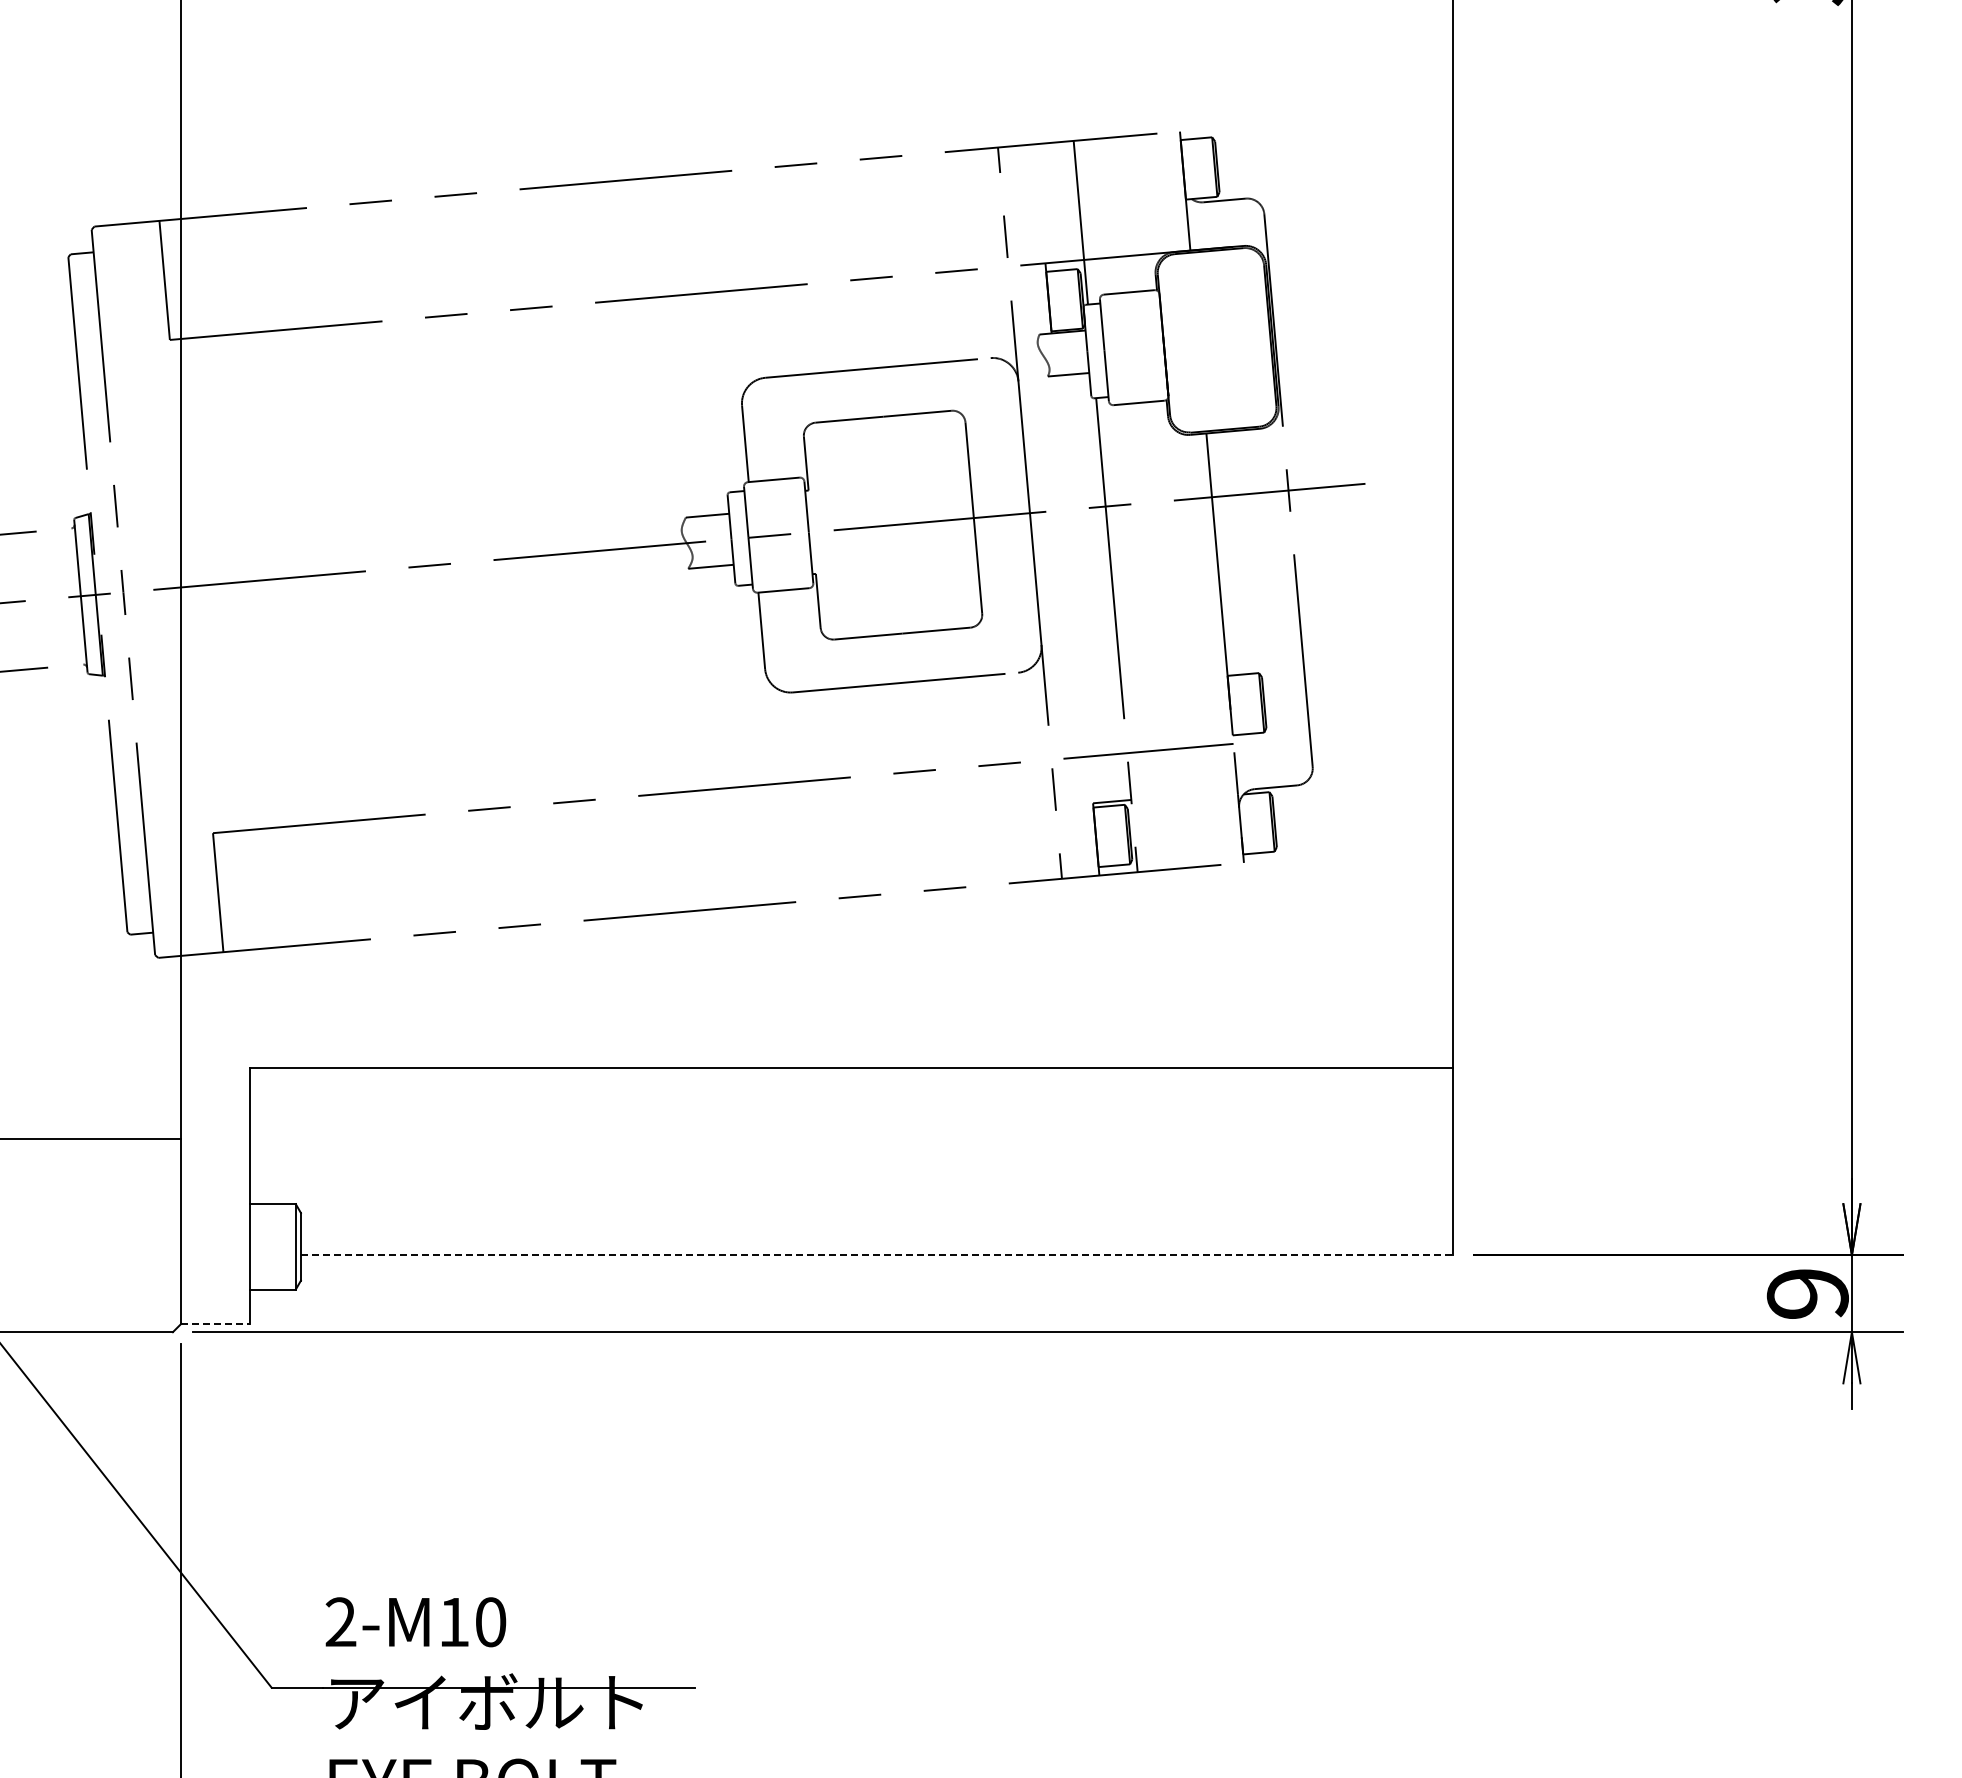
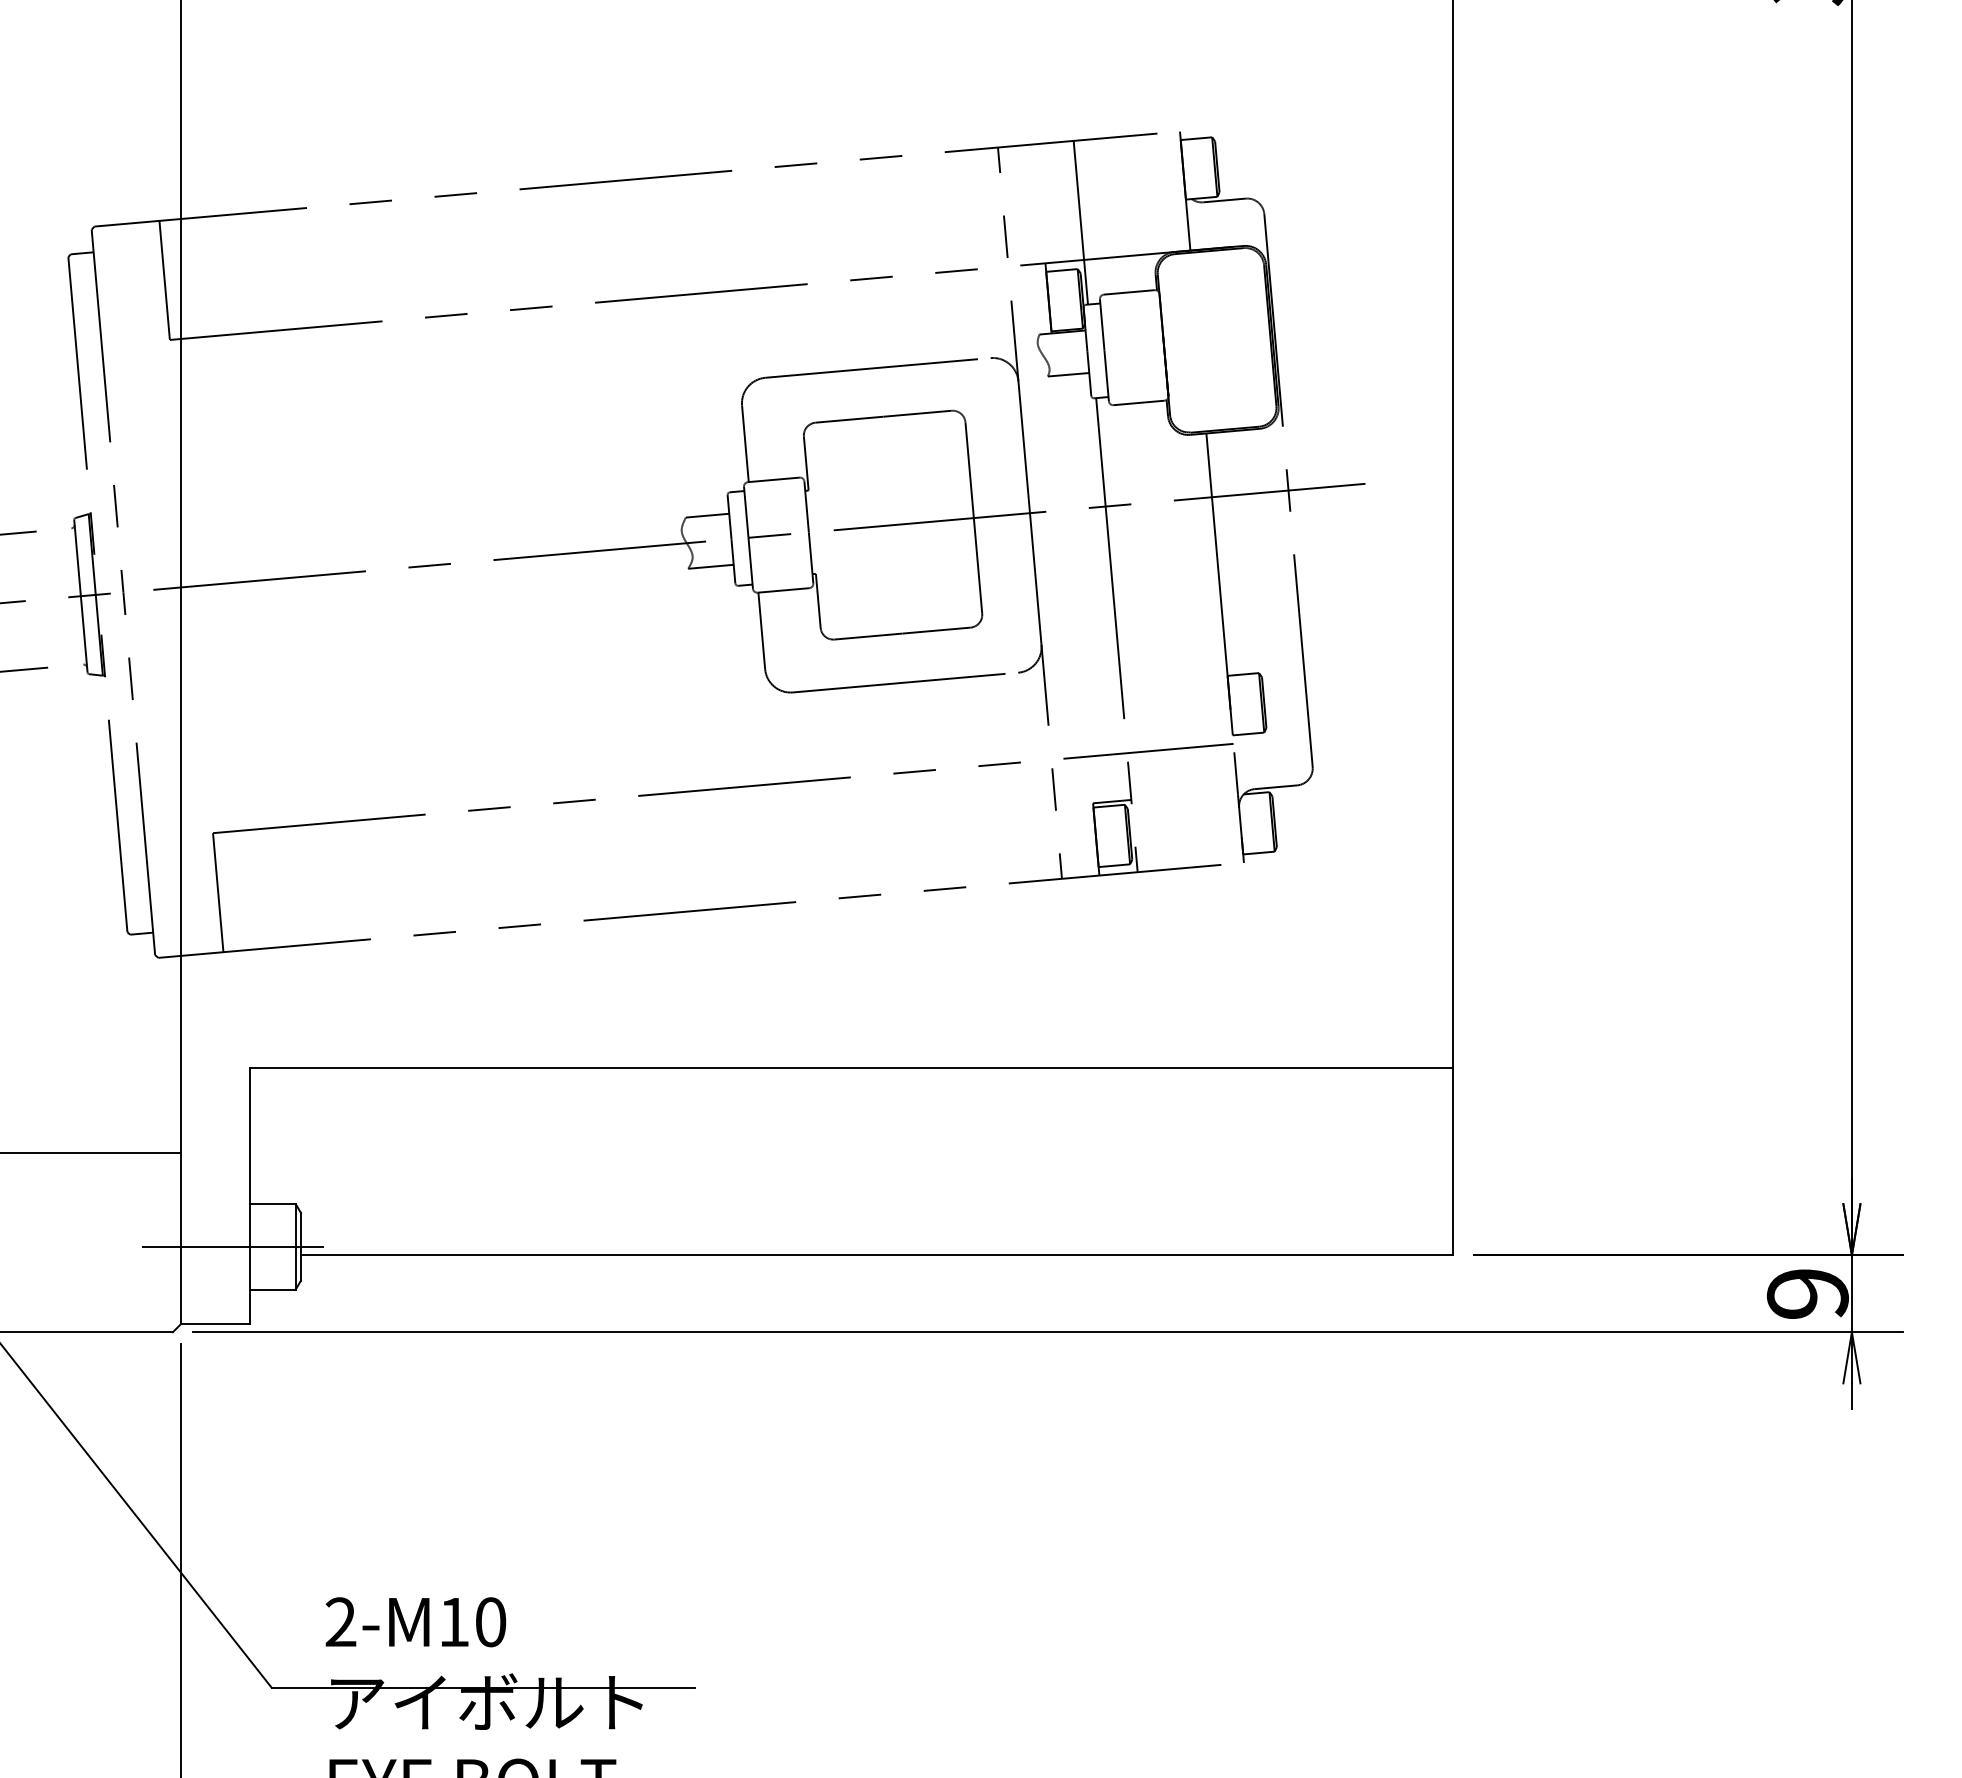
line position: (91, 1138) -> (91, 1152) (91, 1152)
line: none -> present (232, 1246)
line: dashed -> solid (877, 1255)
line: dashed -> solid (216, 1323)
